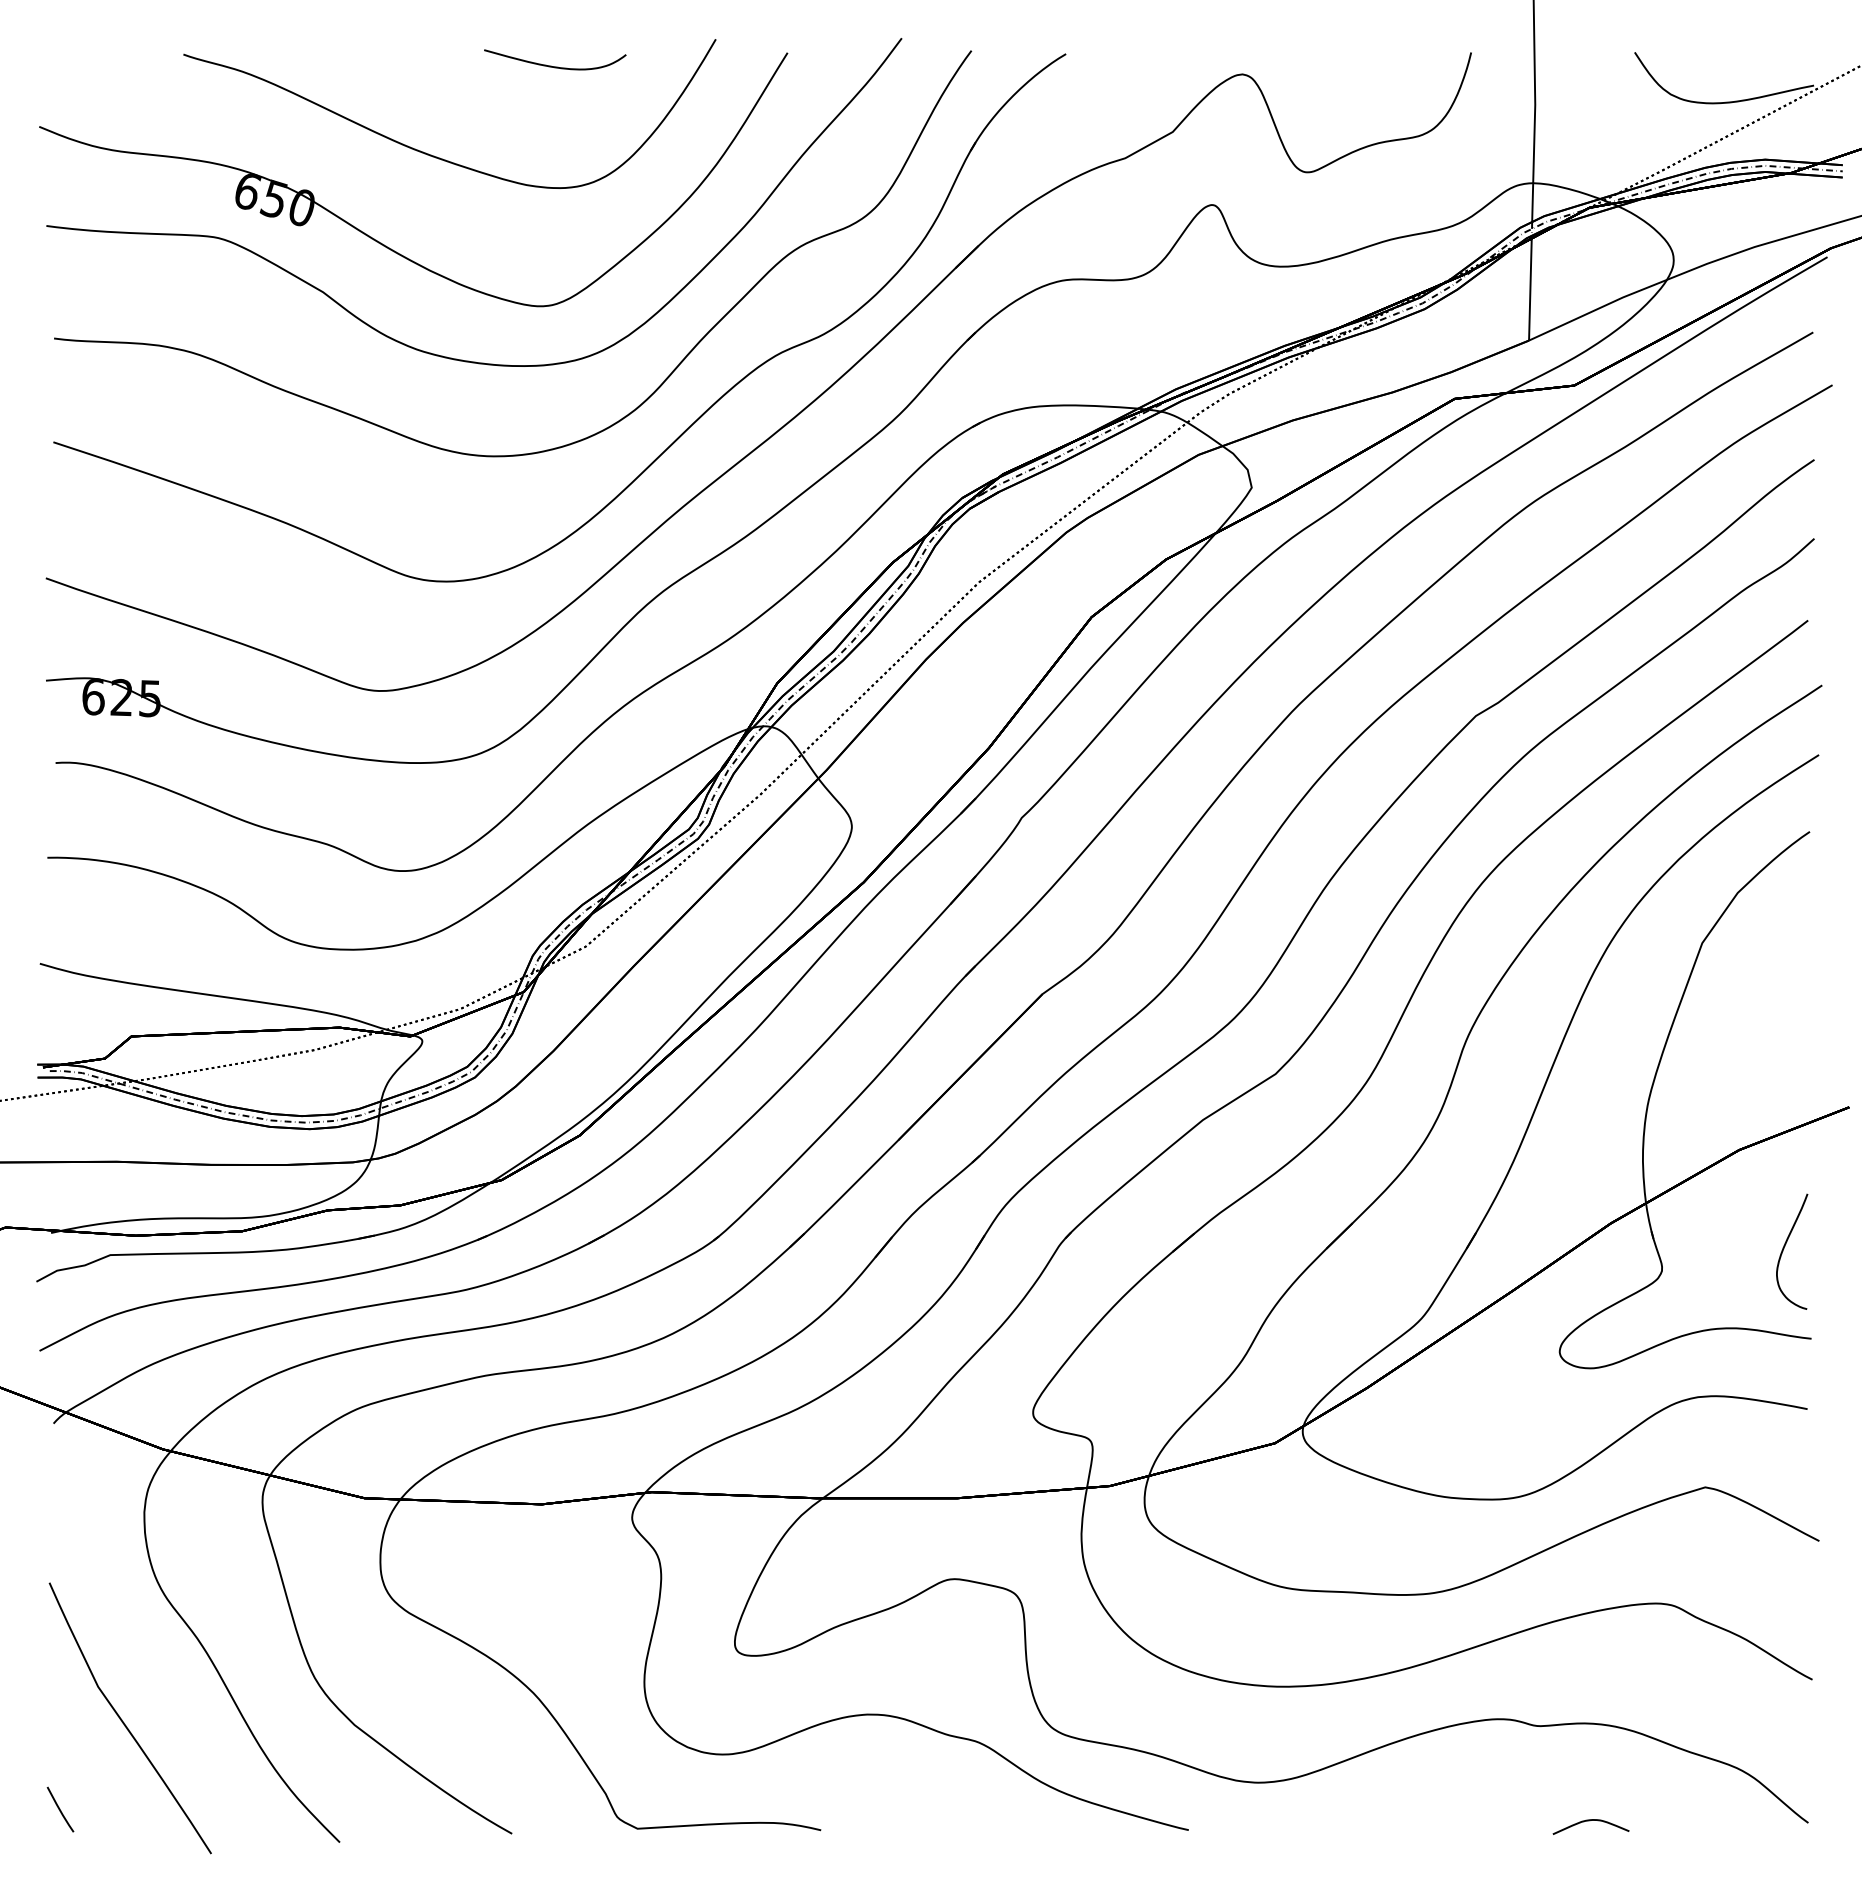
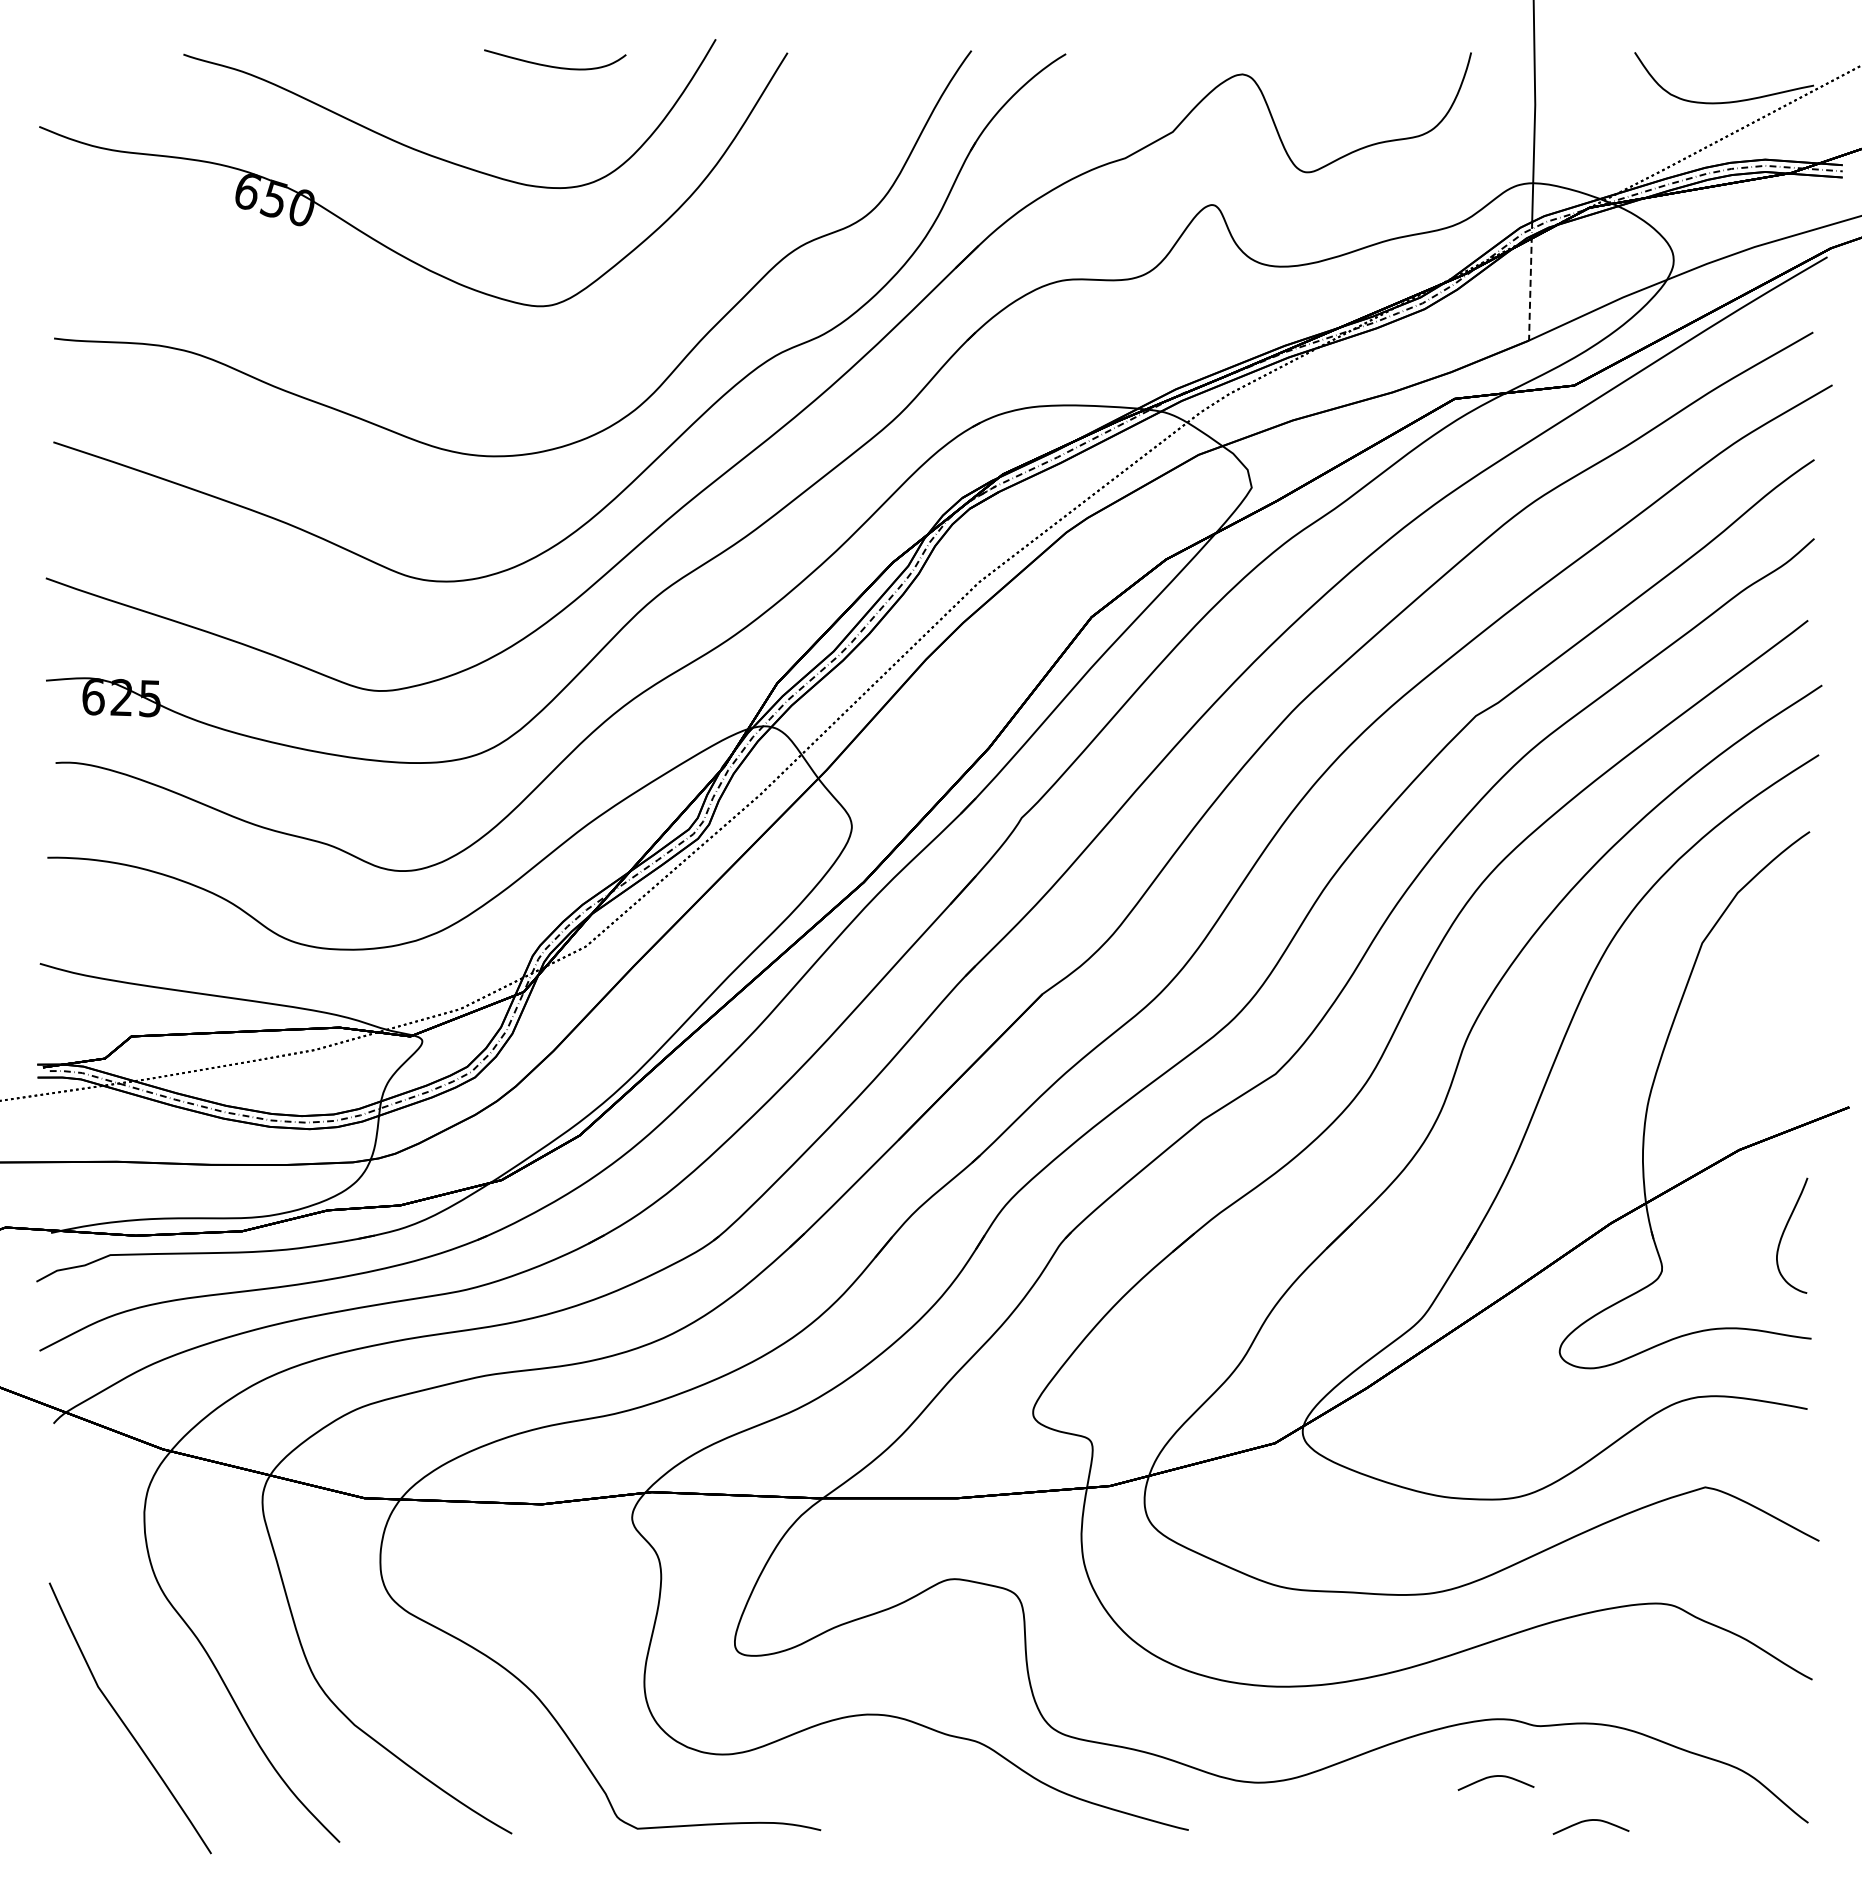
line: solid -> dashed (1530, 287)
curve: present -> none (438, 354)
curve position: (1784, 1248) -> (1784, 1232) (1784, 1232)
curve: none -> present (1495, 1777)
line: present -> none (60, 1809)
